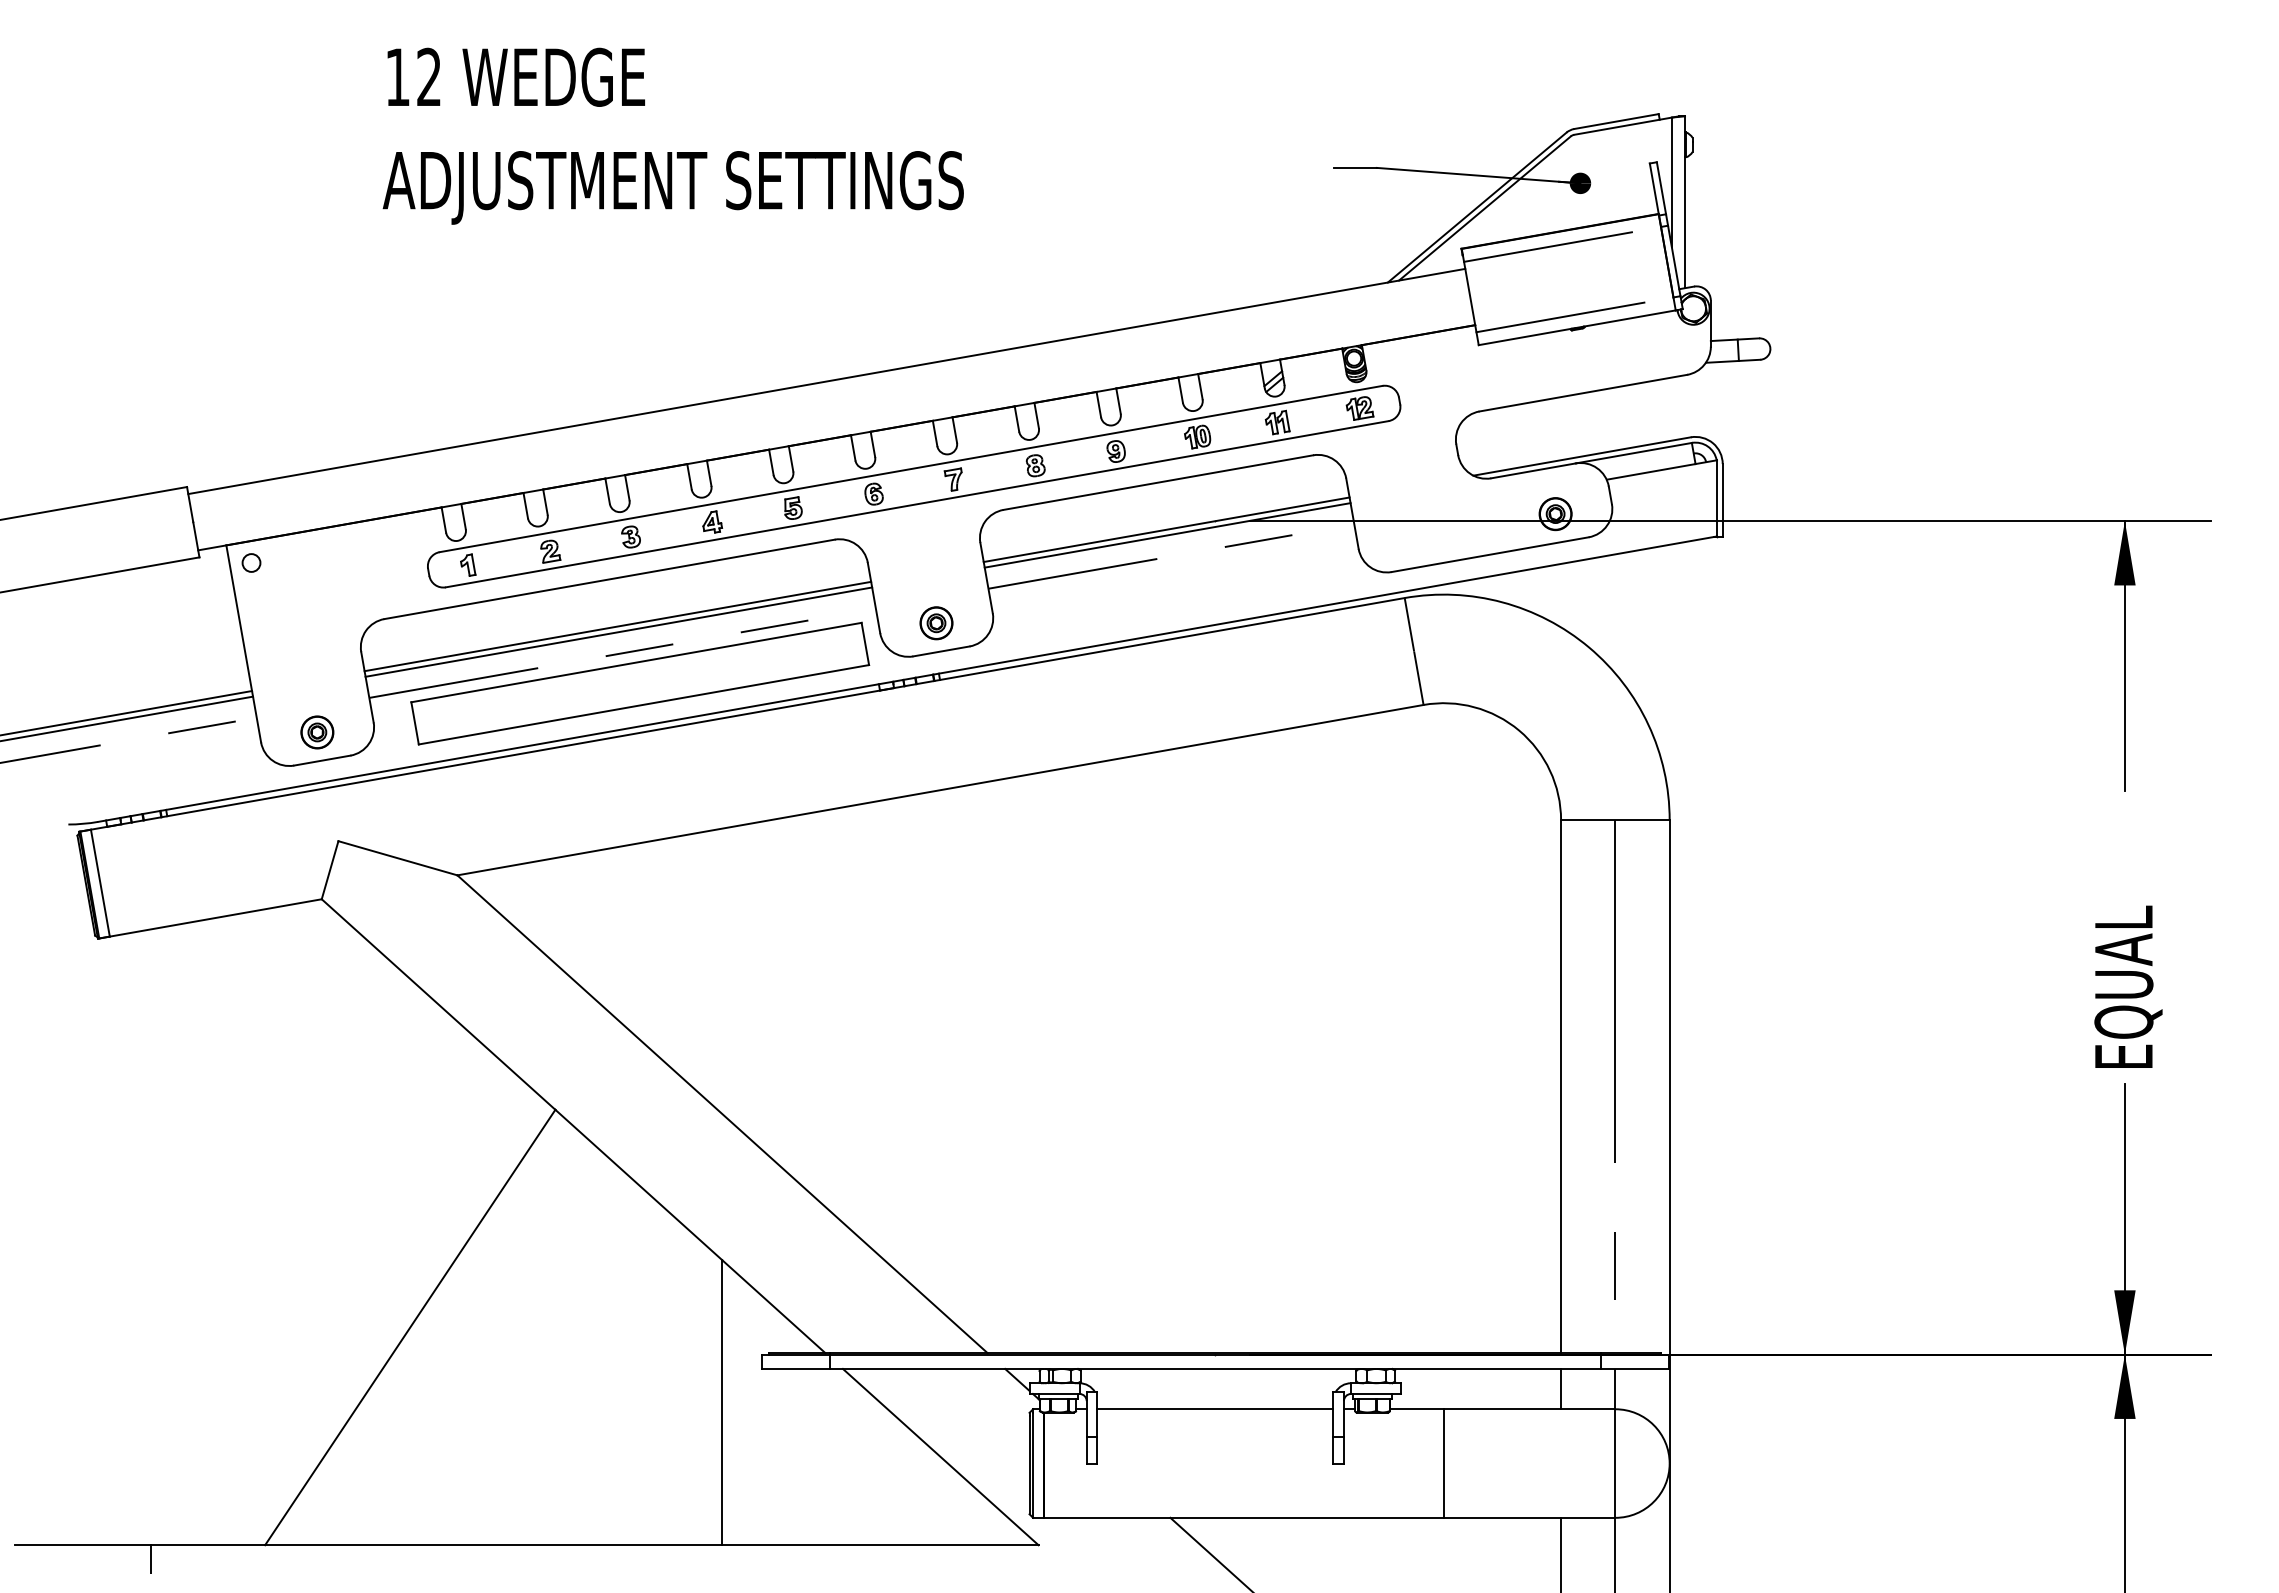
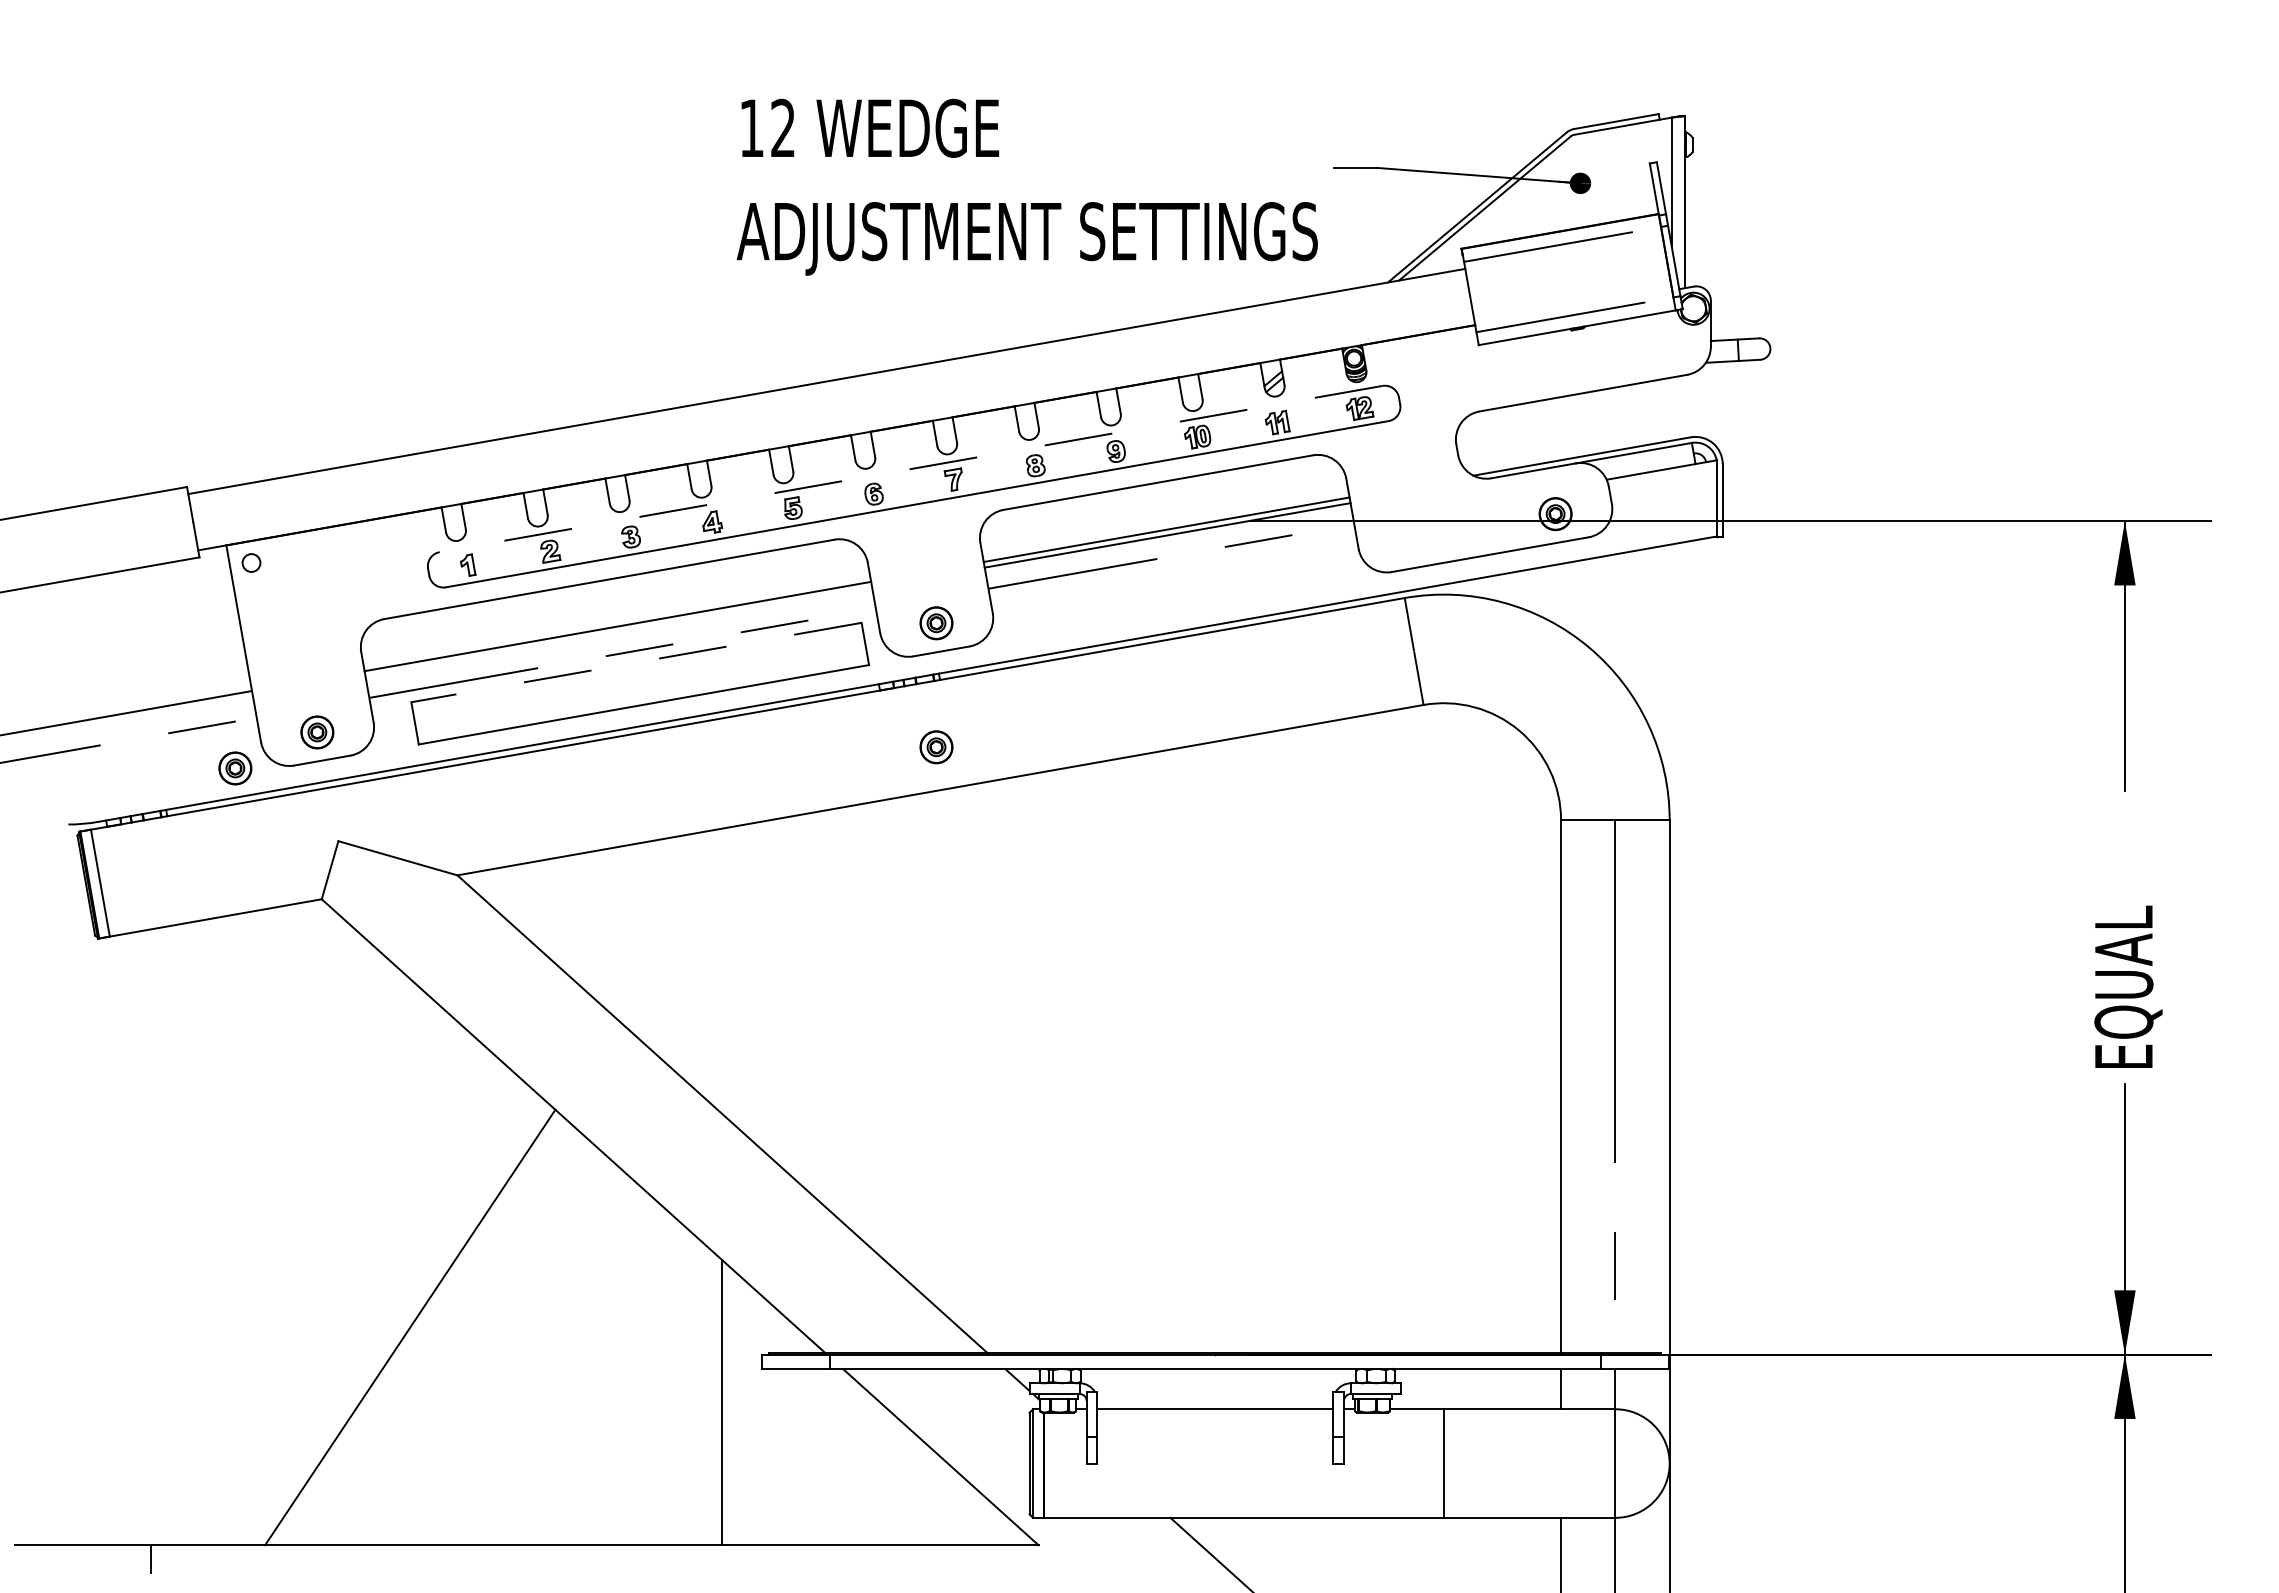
text position: (672, 135) -> (1026, 186) (1026, 186)
line: solid -> dashed (911, 469)
line: present -> none (618, 631)
line: solid -> dashed (636, 662)
line: present -> none (127, 718)
part: none -> present (936, 747)
part: none -> present (235, 768)
